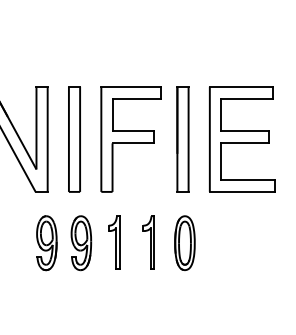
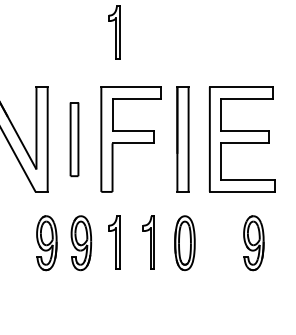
part: none -> present (114, 32)
part size: 13x107 px -> 11x76 px (74, 139)
part: none -> present (253, 243)
